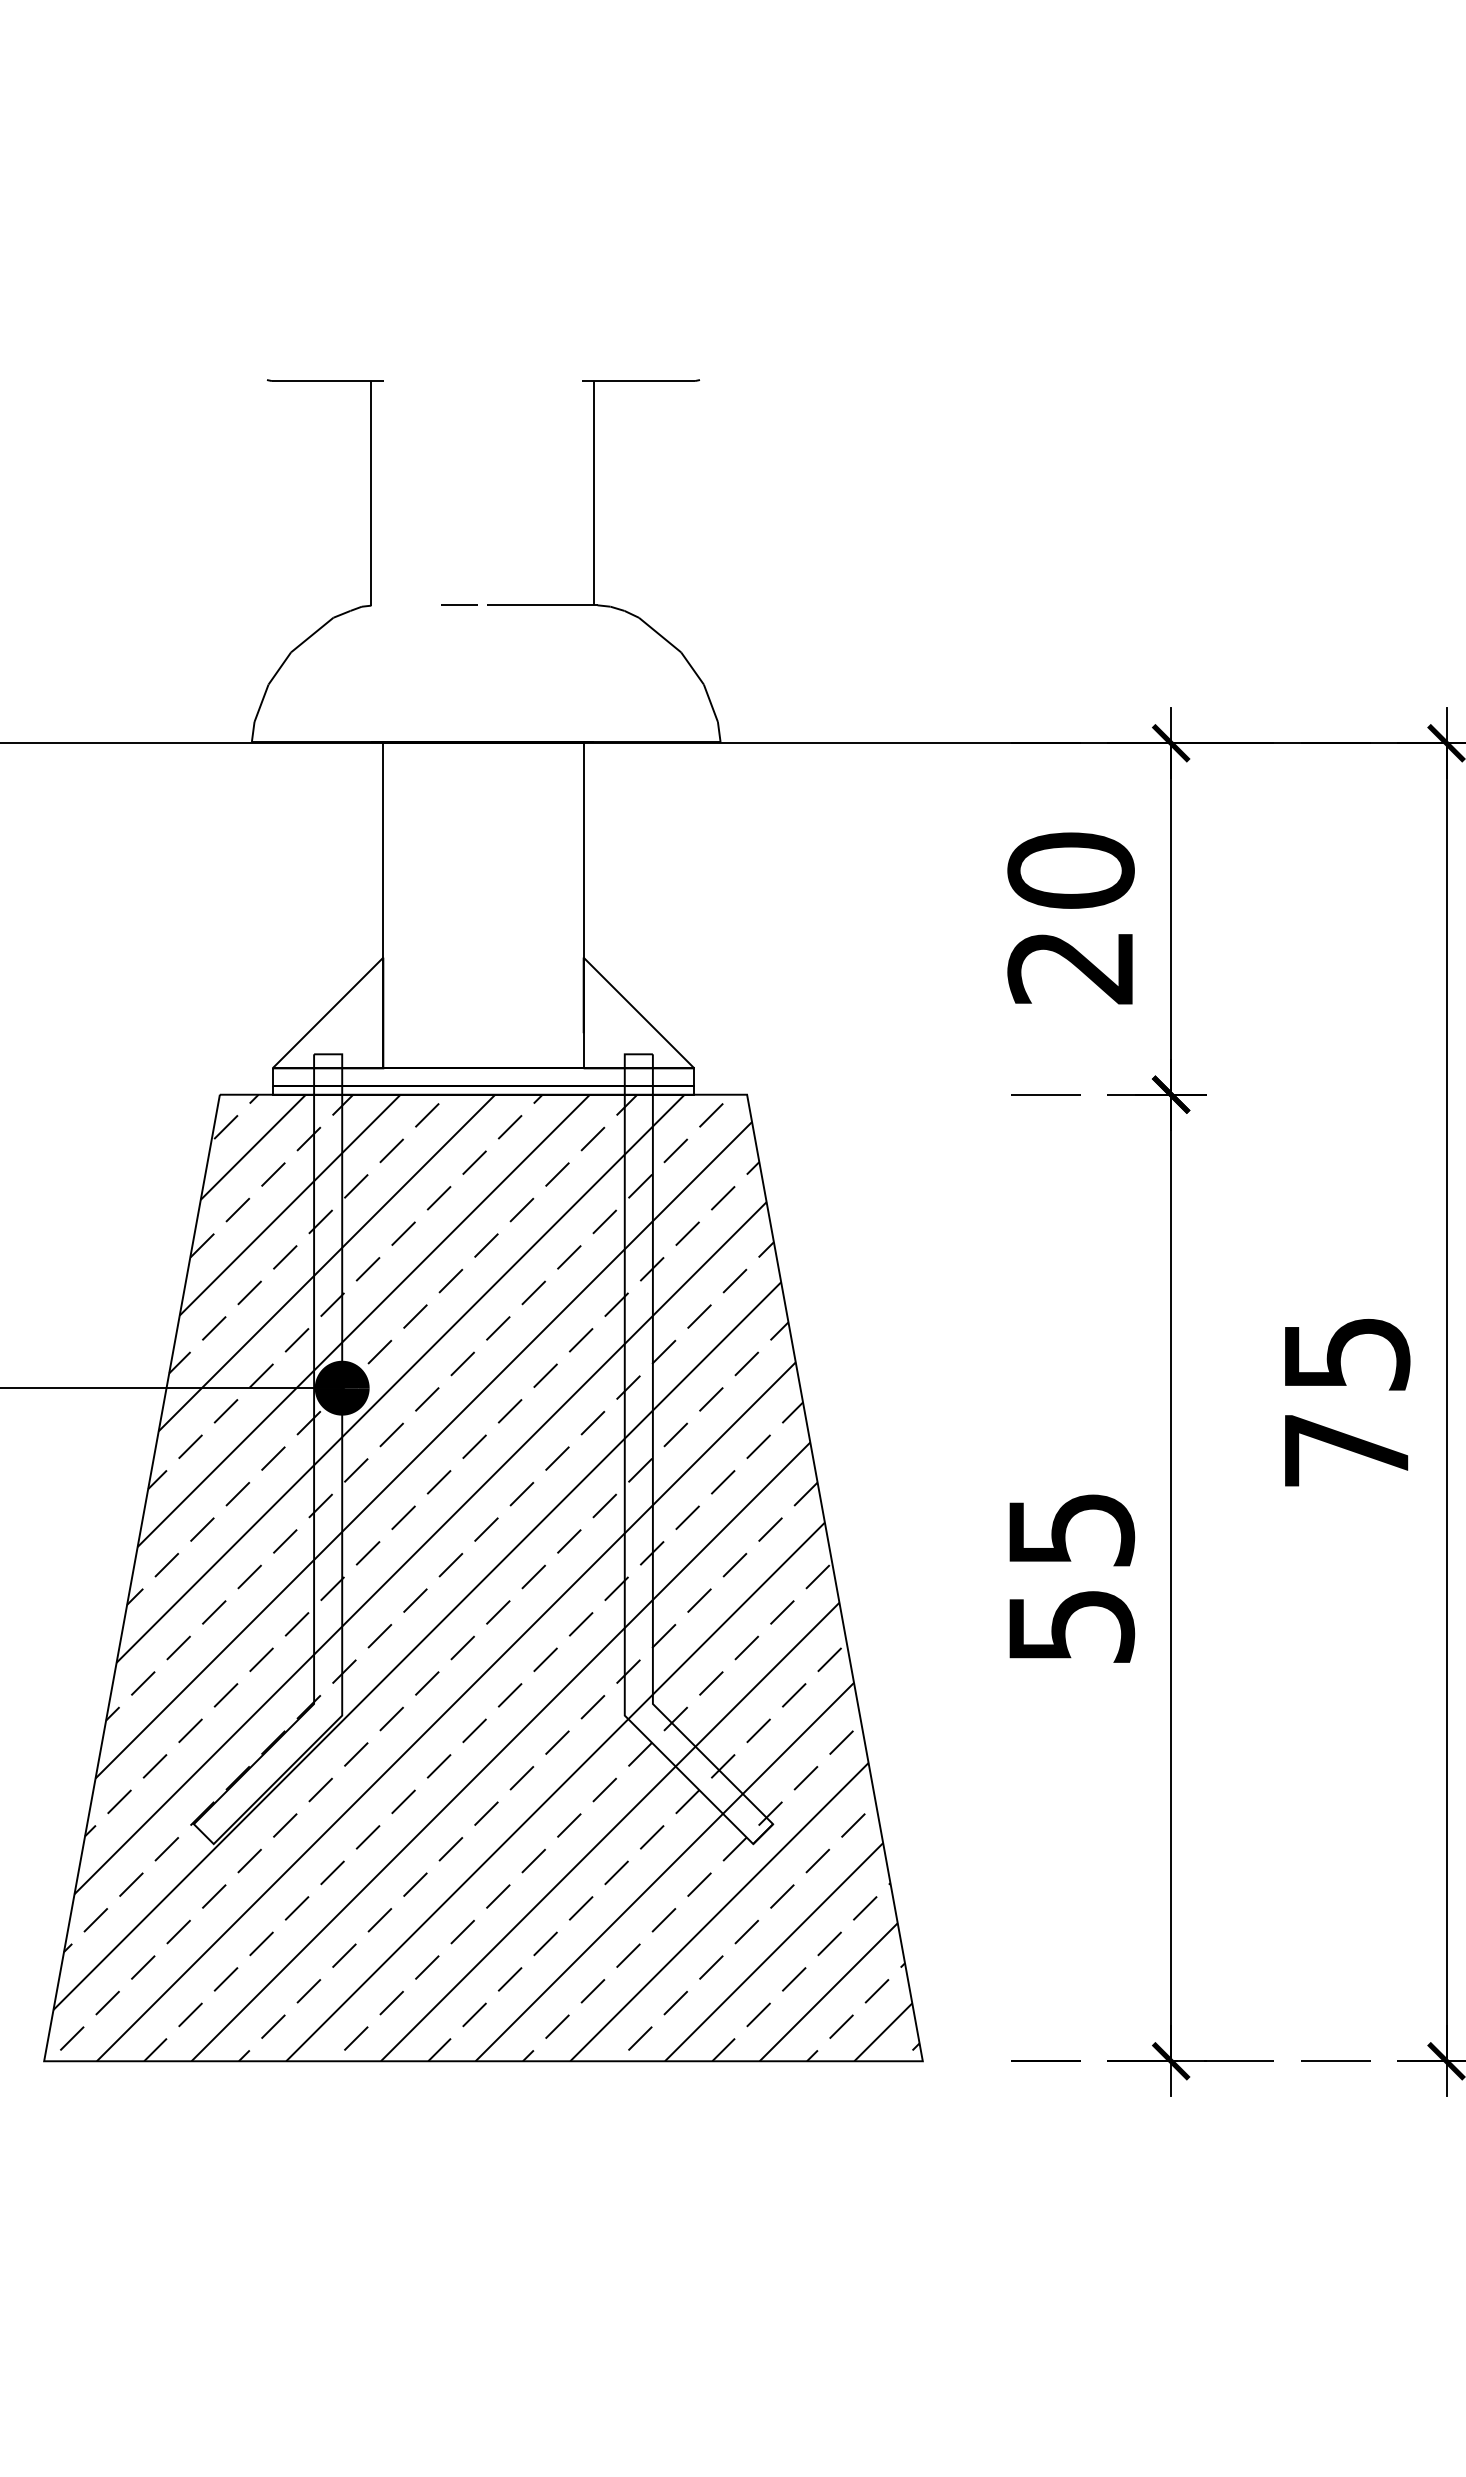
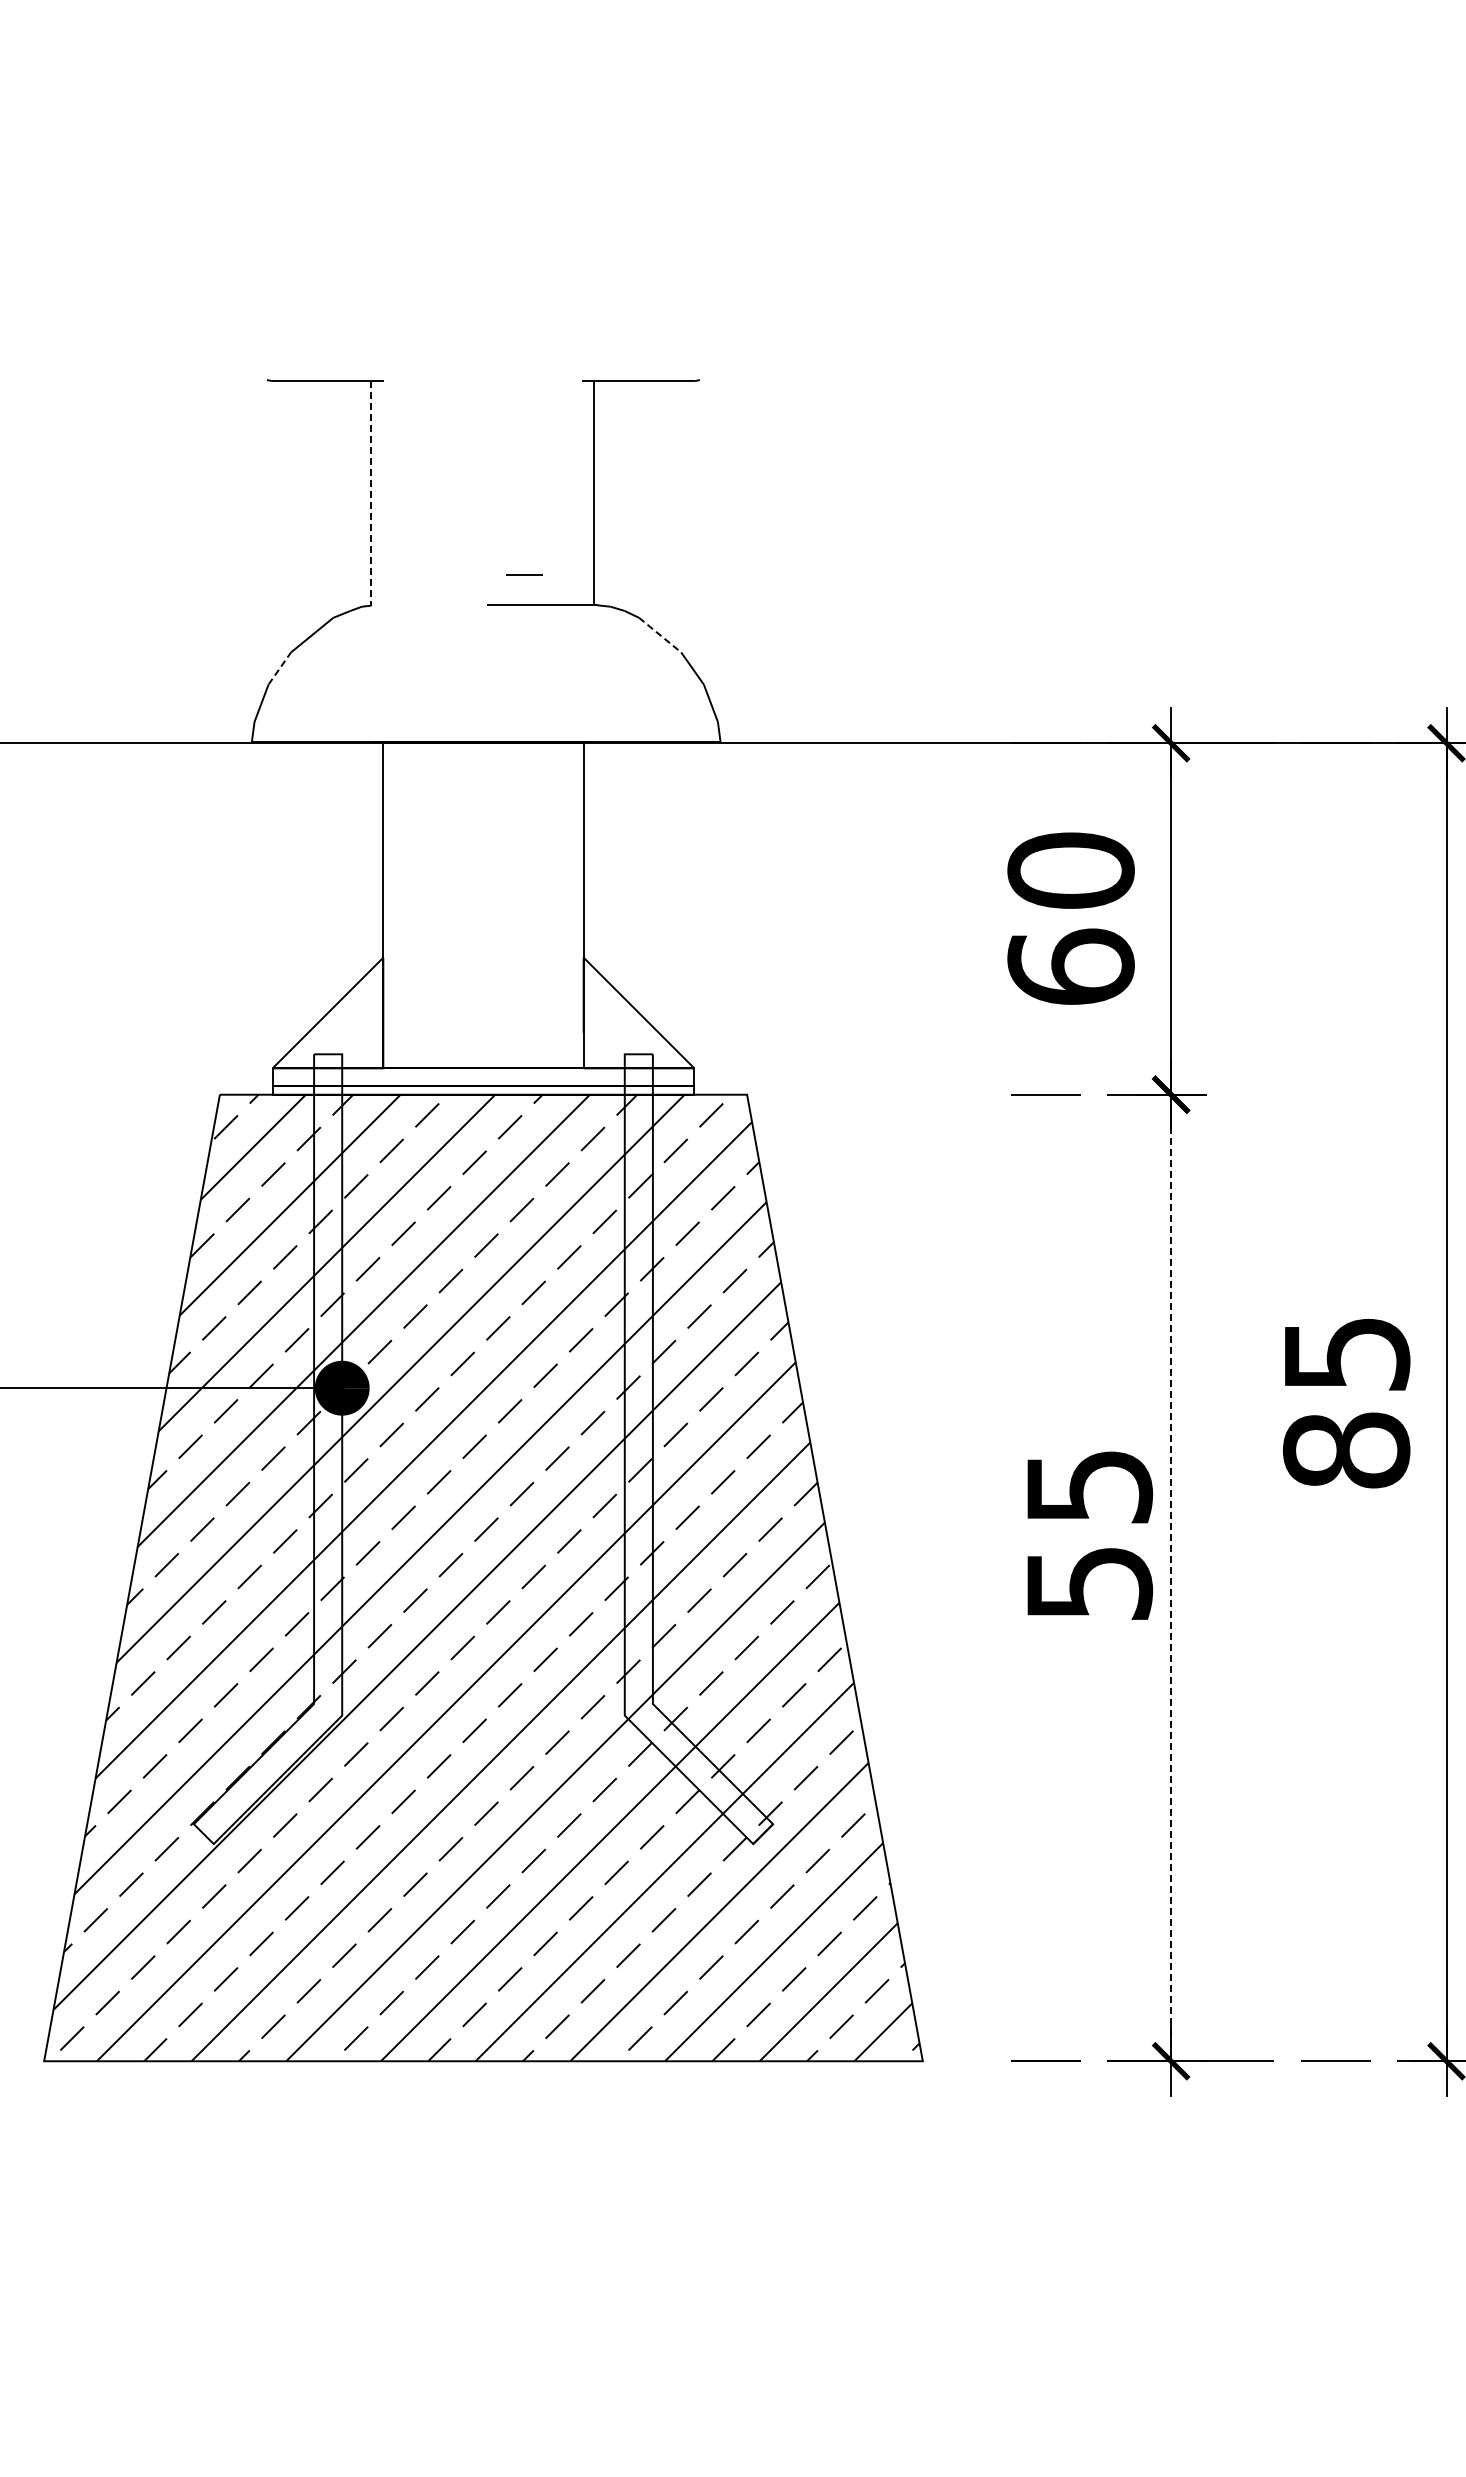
line: solid -> dashed (371, 493)
line position: (459, 604) -> (524, 574) (524, 574)
line: solid -> dashed (660, 635)
line: solid -> dashed (279, 668)
text: 20 -> 60 (1070, 966)
text: 75 -> 85 (1346, 1450)
text position: (1072, 1578) -> (1090, 1535) (1090, 1535)
line: solid -> dashed (1171, 1578)
